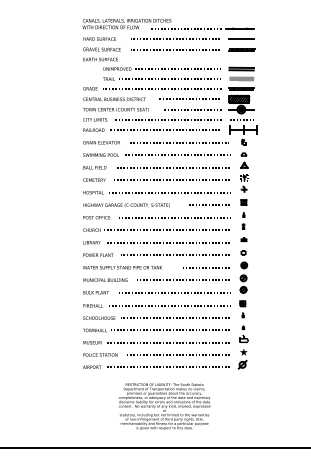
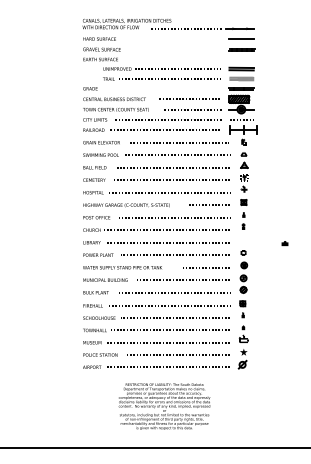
line: present -> none (175, 39)
line: present -> none (175, 50)
line: present -> none (162, 89)
part position: (243, 239) -> (284, 243) (284, 243)
